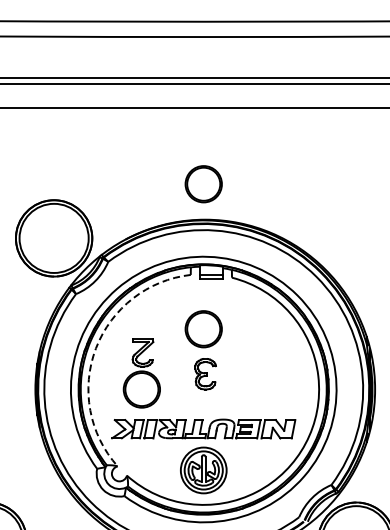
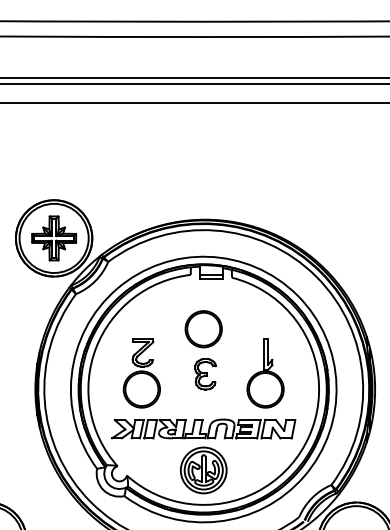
line position: (194, 107) -> (194, 102) (194, 102)
part: present -> none (203, 184)
part: none -> present (54, 238)
arc: dashed -> solid (95, 348)
part: none -> present (265, 373)
